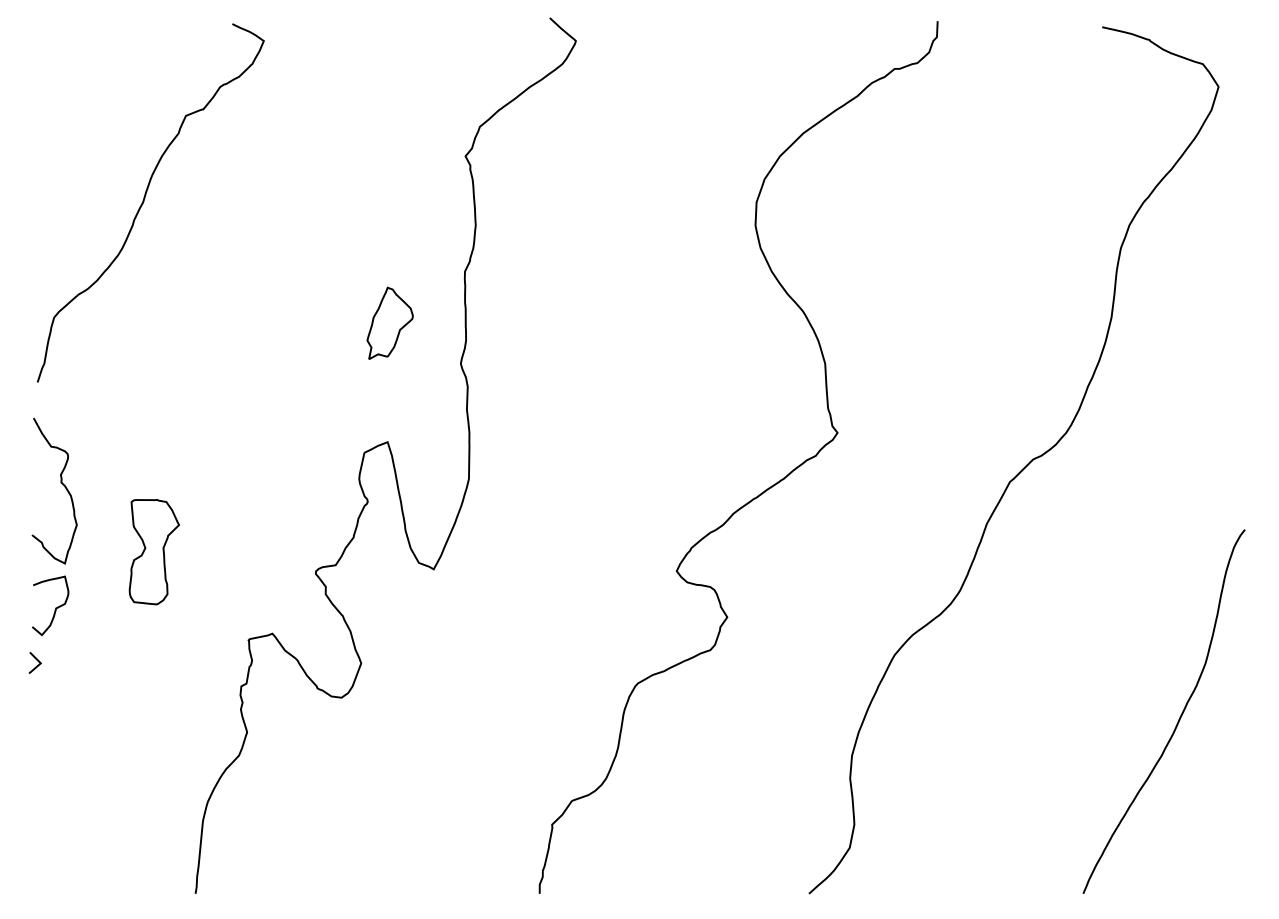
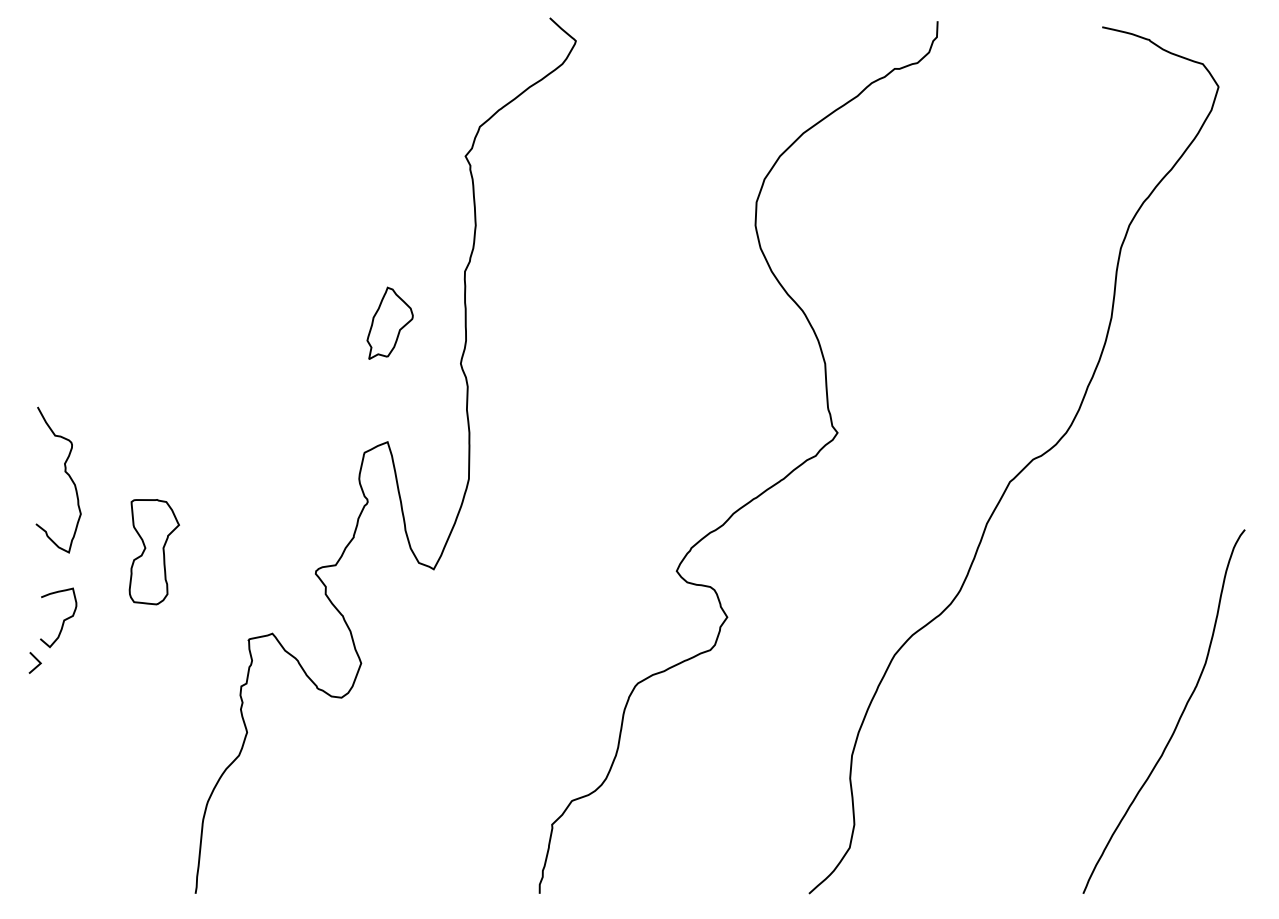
curve: present -> none (144, 202)
curve position: (60, 483) -> (64, 472) (64, 472)
curve position: (55, 607) -> (63, 619) (63, 619)
